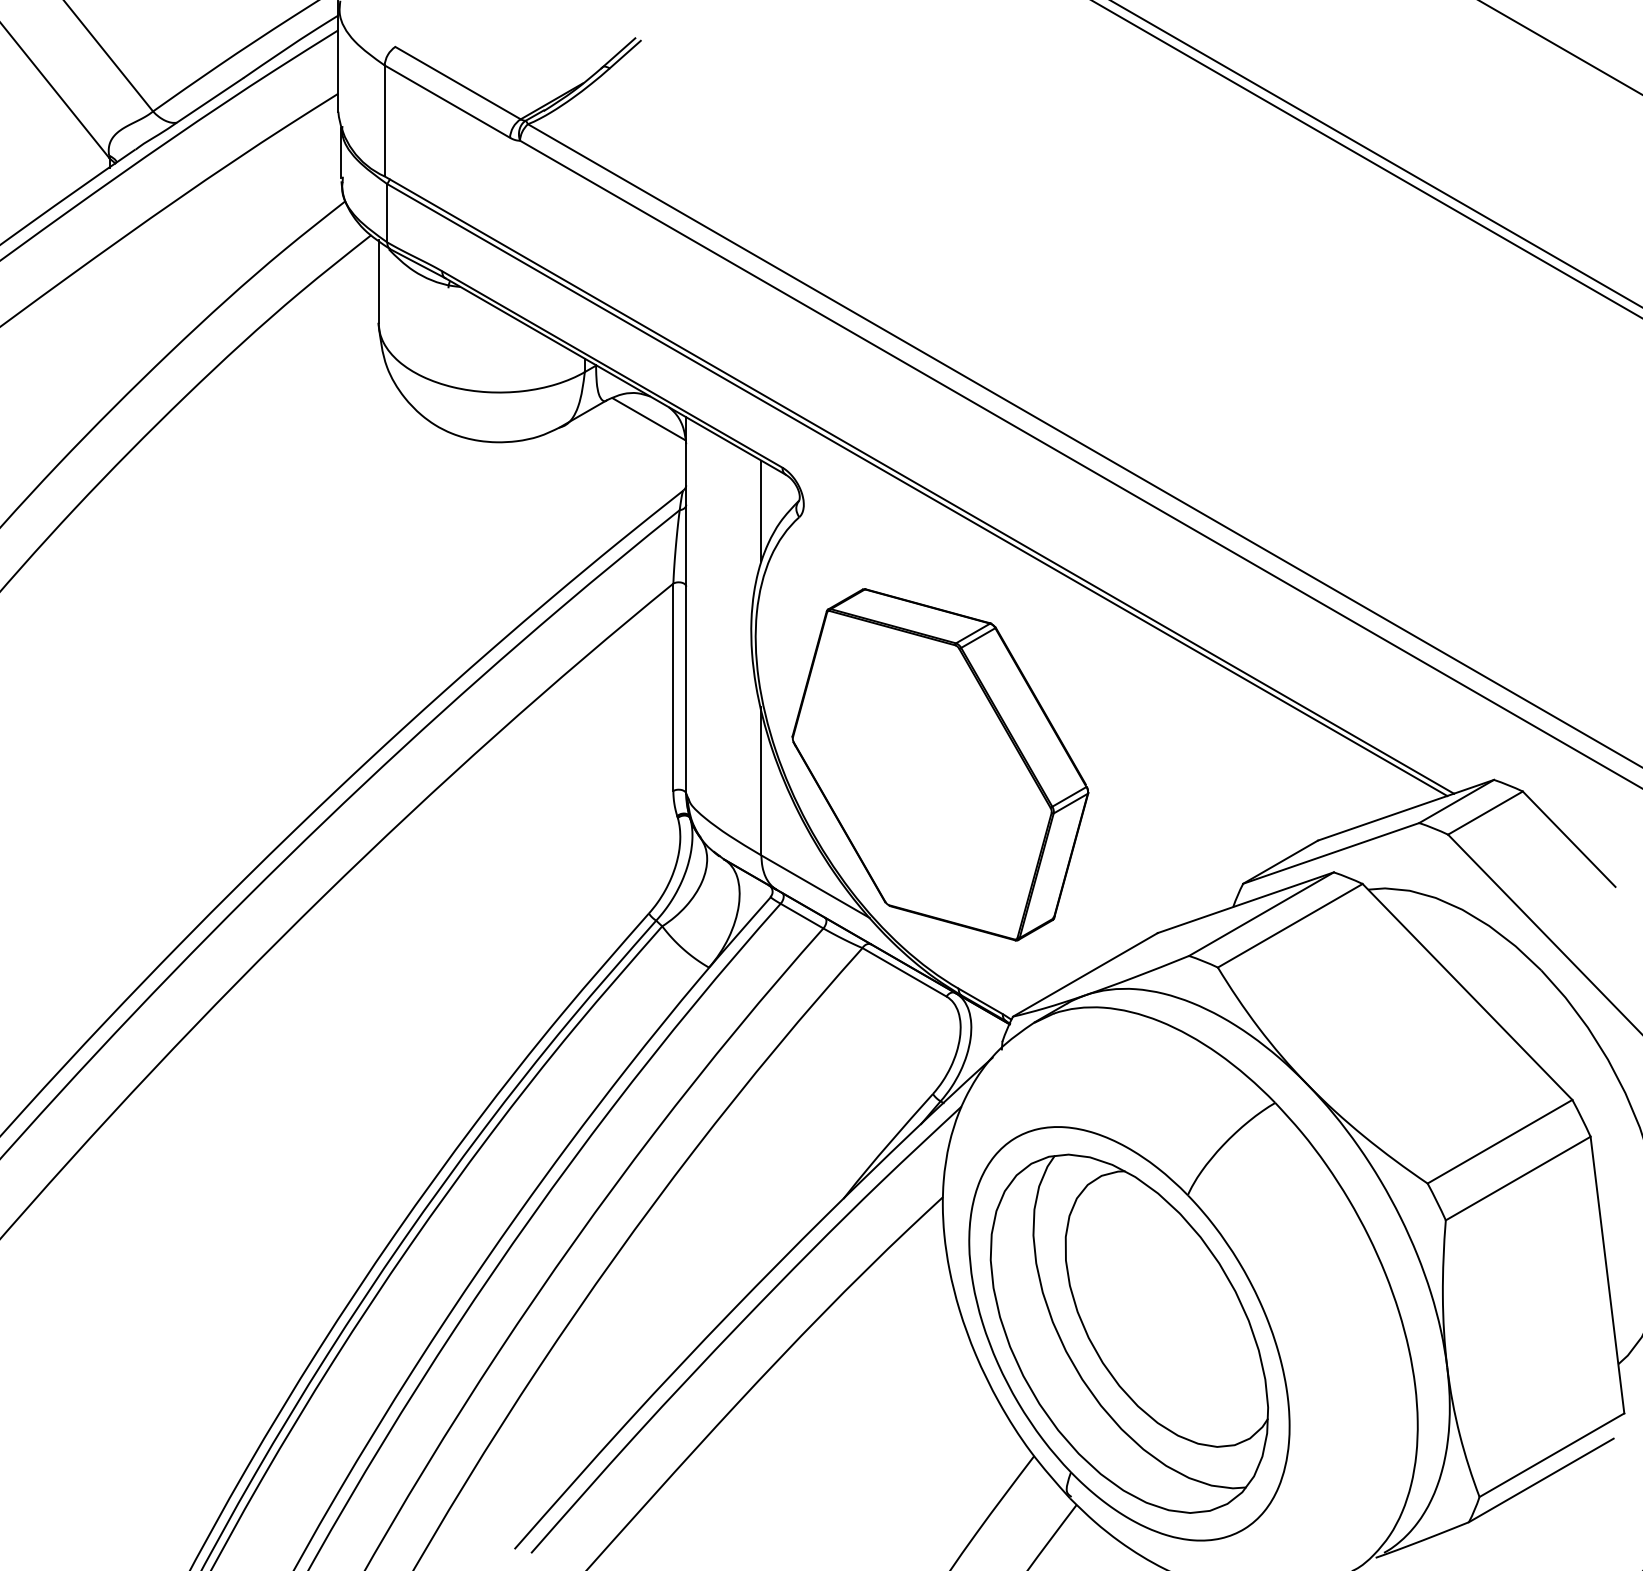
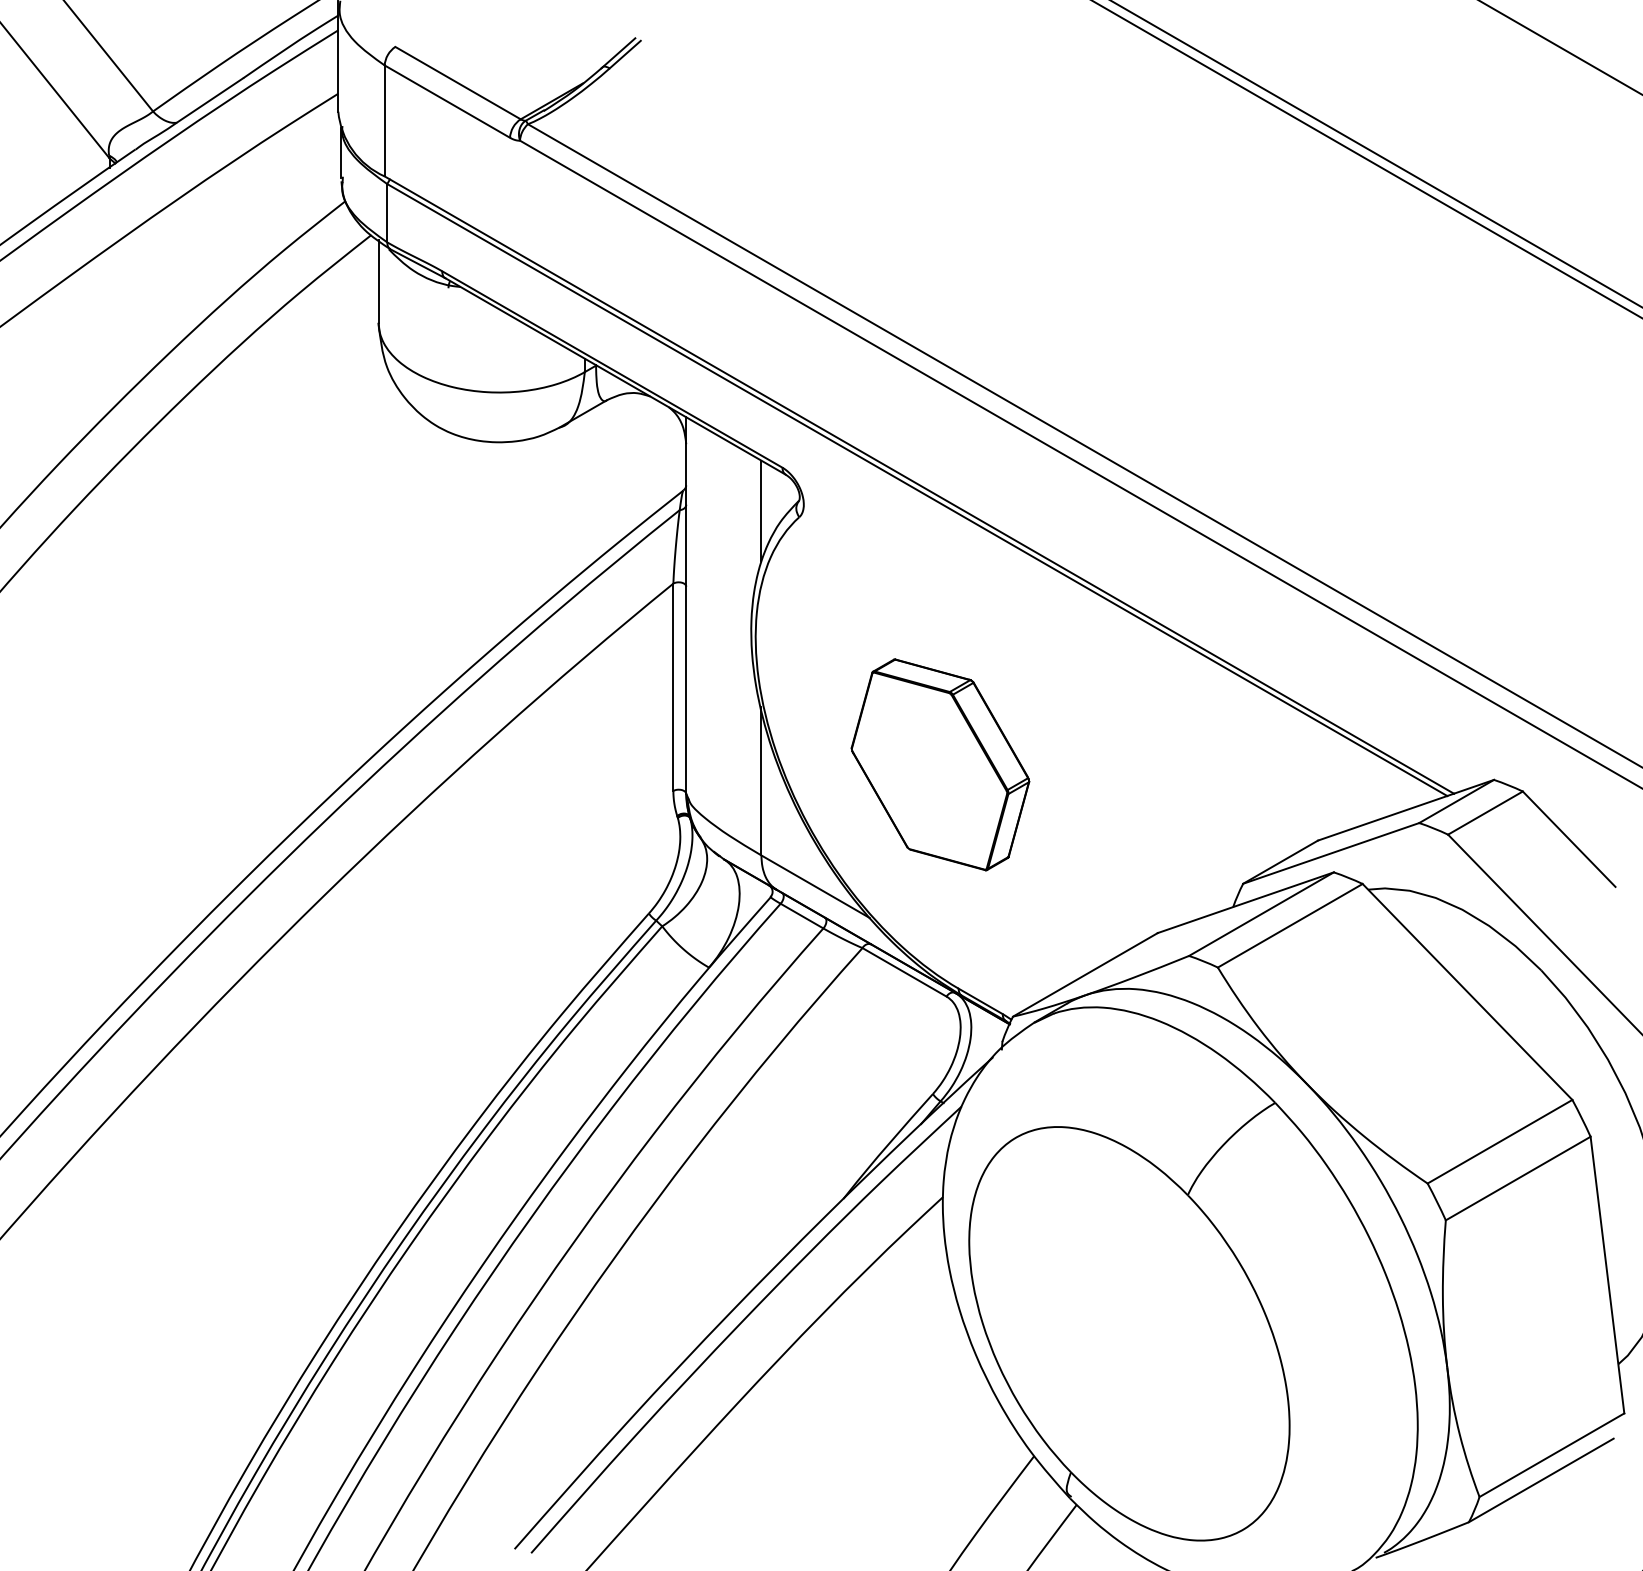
line: present -> none (648, 419)
part size: 299x354 px -> 181x214 px (940, 764)
part: present -> none (1128, 1333)
